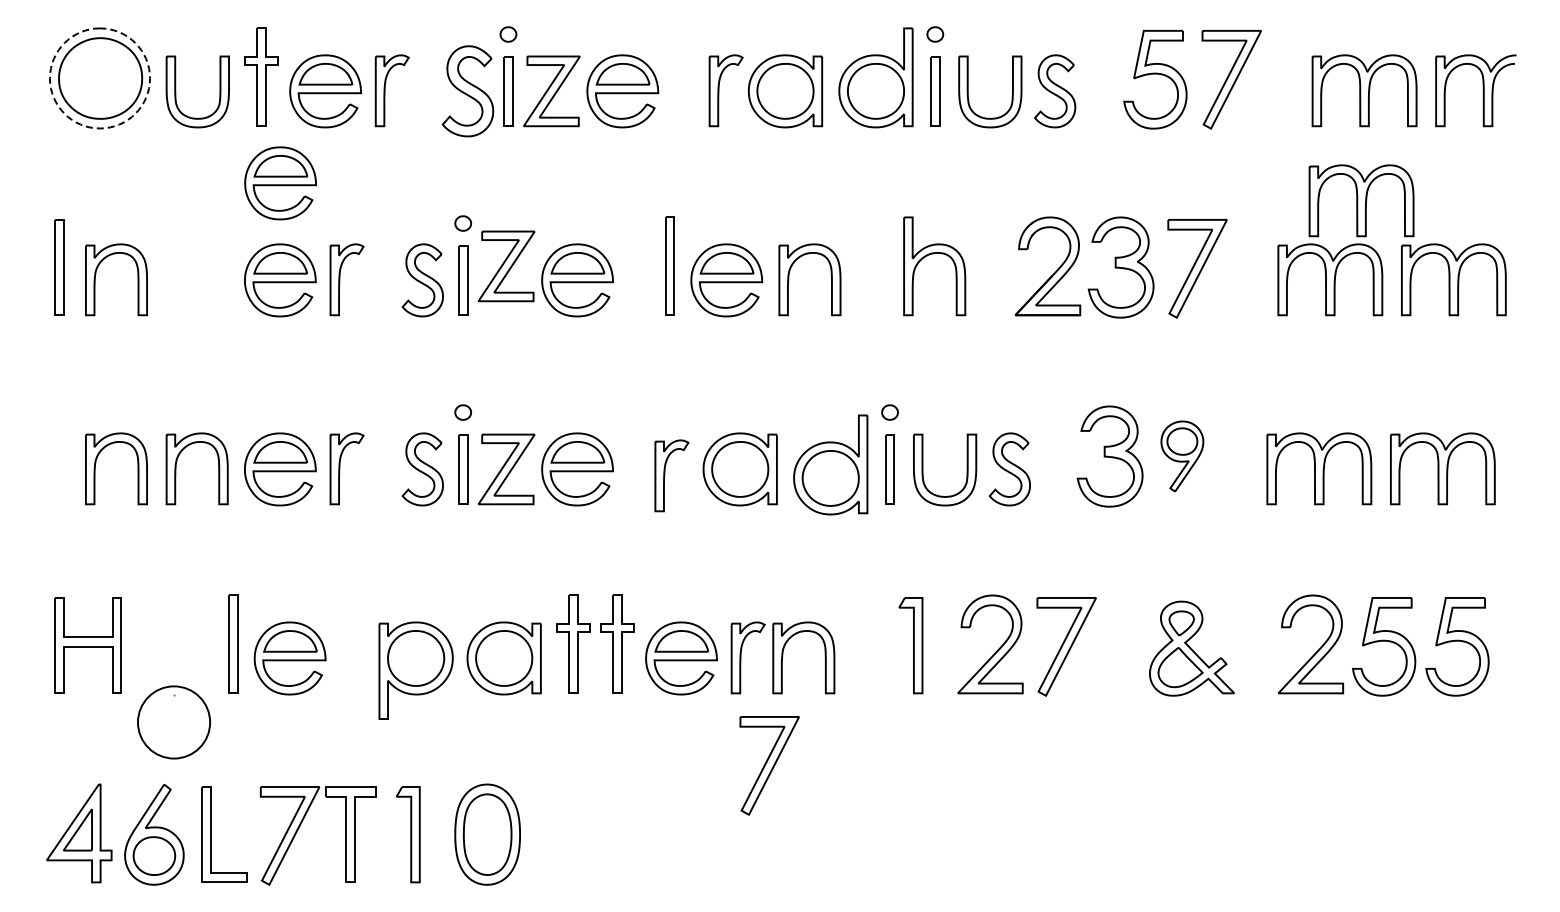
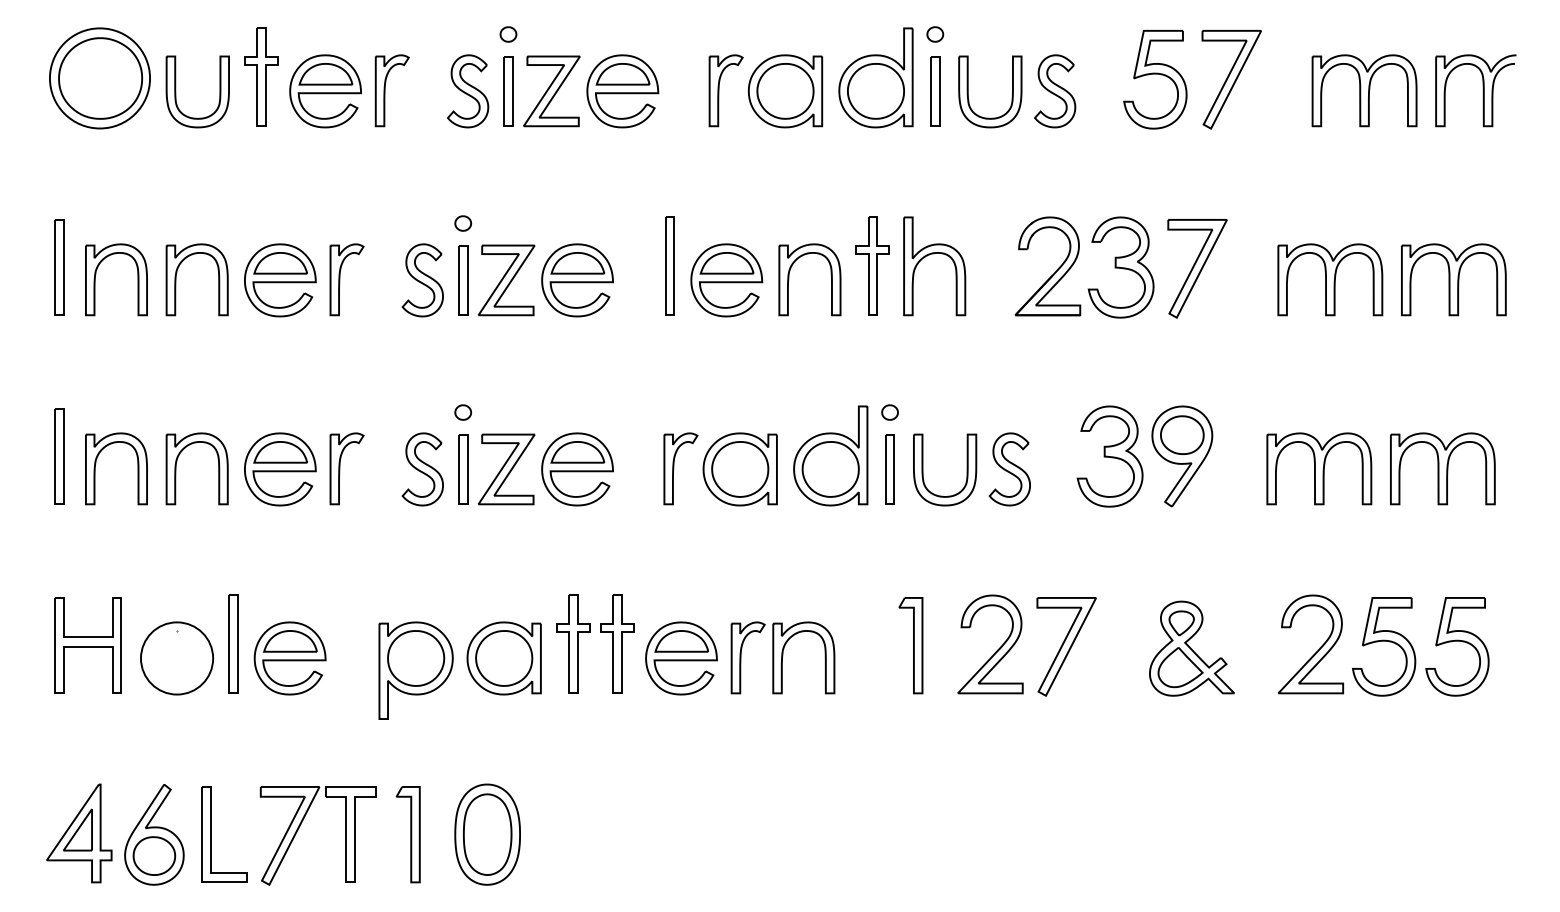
part size: 54x93 px -> 43x75 px (468, 91)
arc: dashed -> solid (100, 128)
part: present -> none (280, 183)
part: present -> none (1361, 200)
part: none -> present (872, 265)
part position: (506, 266) -> (506, 280) (506, 280)
part: none -> present (176, 279)
part: none -> present (59, 456)
part size: 45x73 px -> 63x103 px (1182, 456)
part position: (830, 464) -> (830, 455) (830, 455)
part position: (671, 475) -> (680, 468) (680, 468)
part position: (173, 722) -> (176, 658) (176, 658)
part: present -> none (769, 765)
